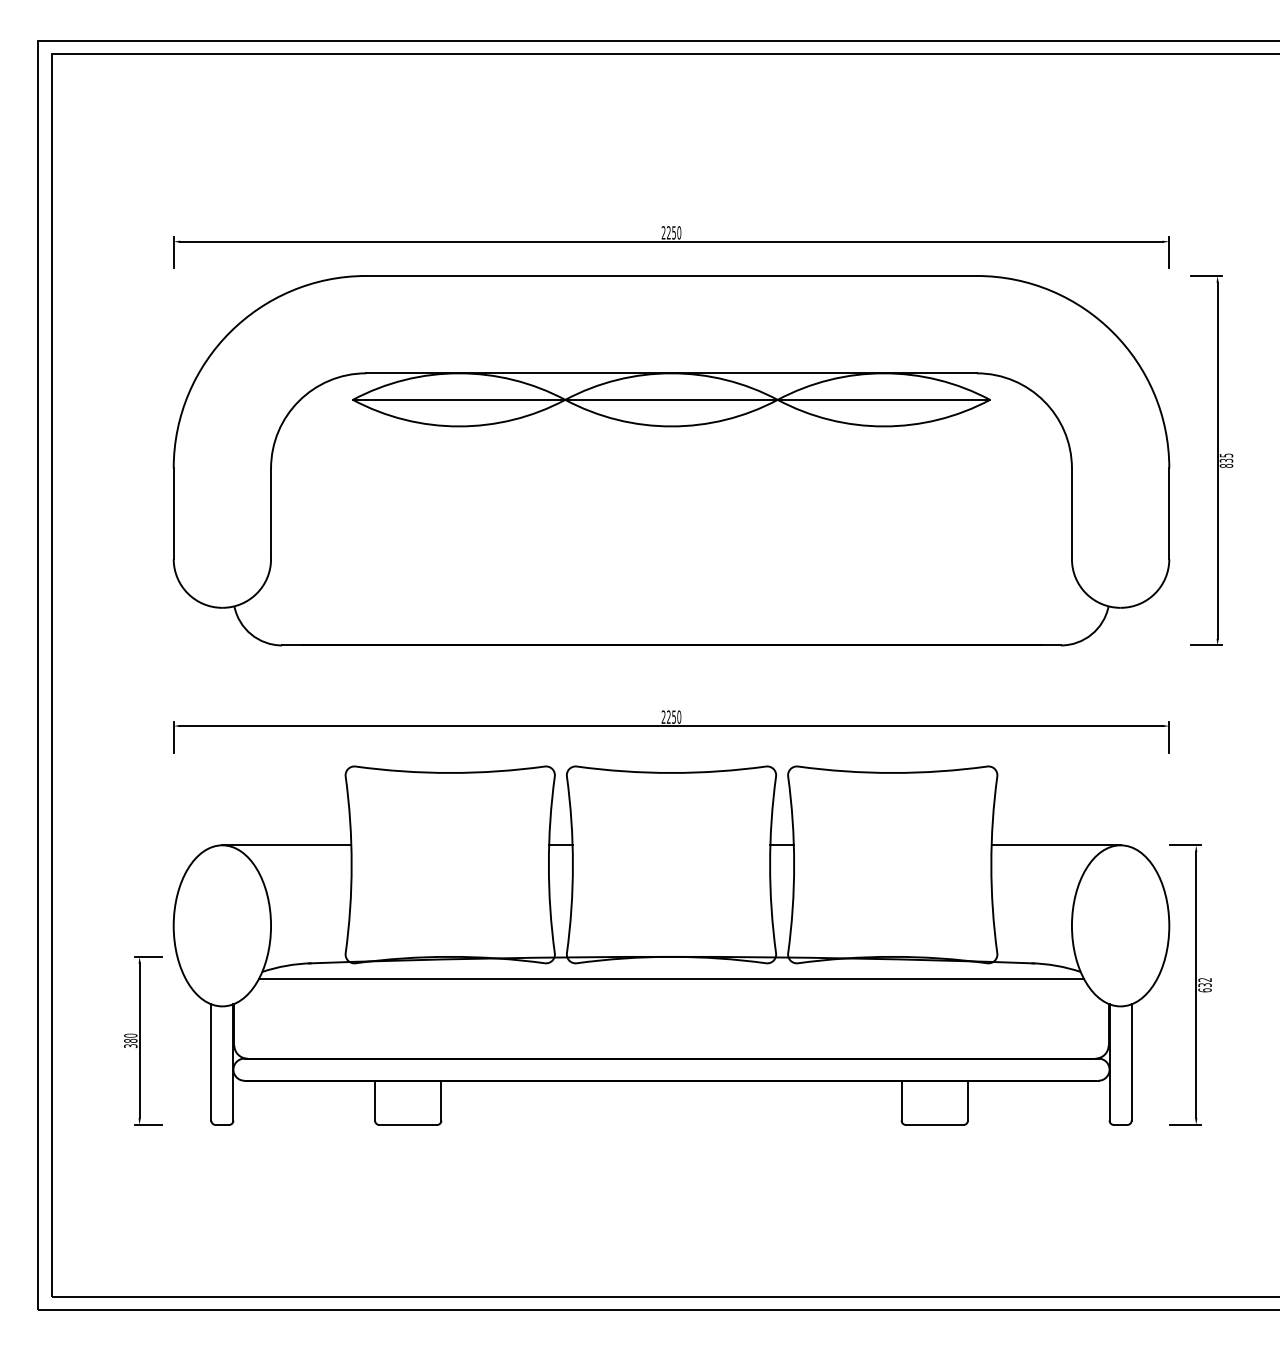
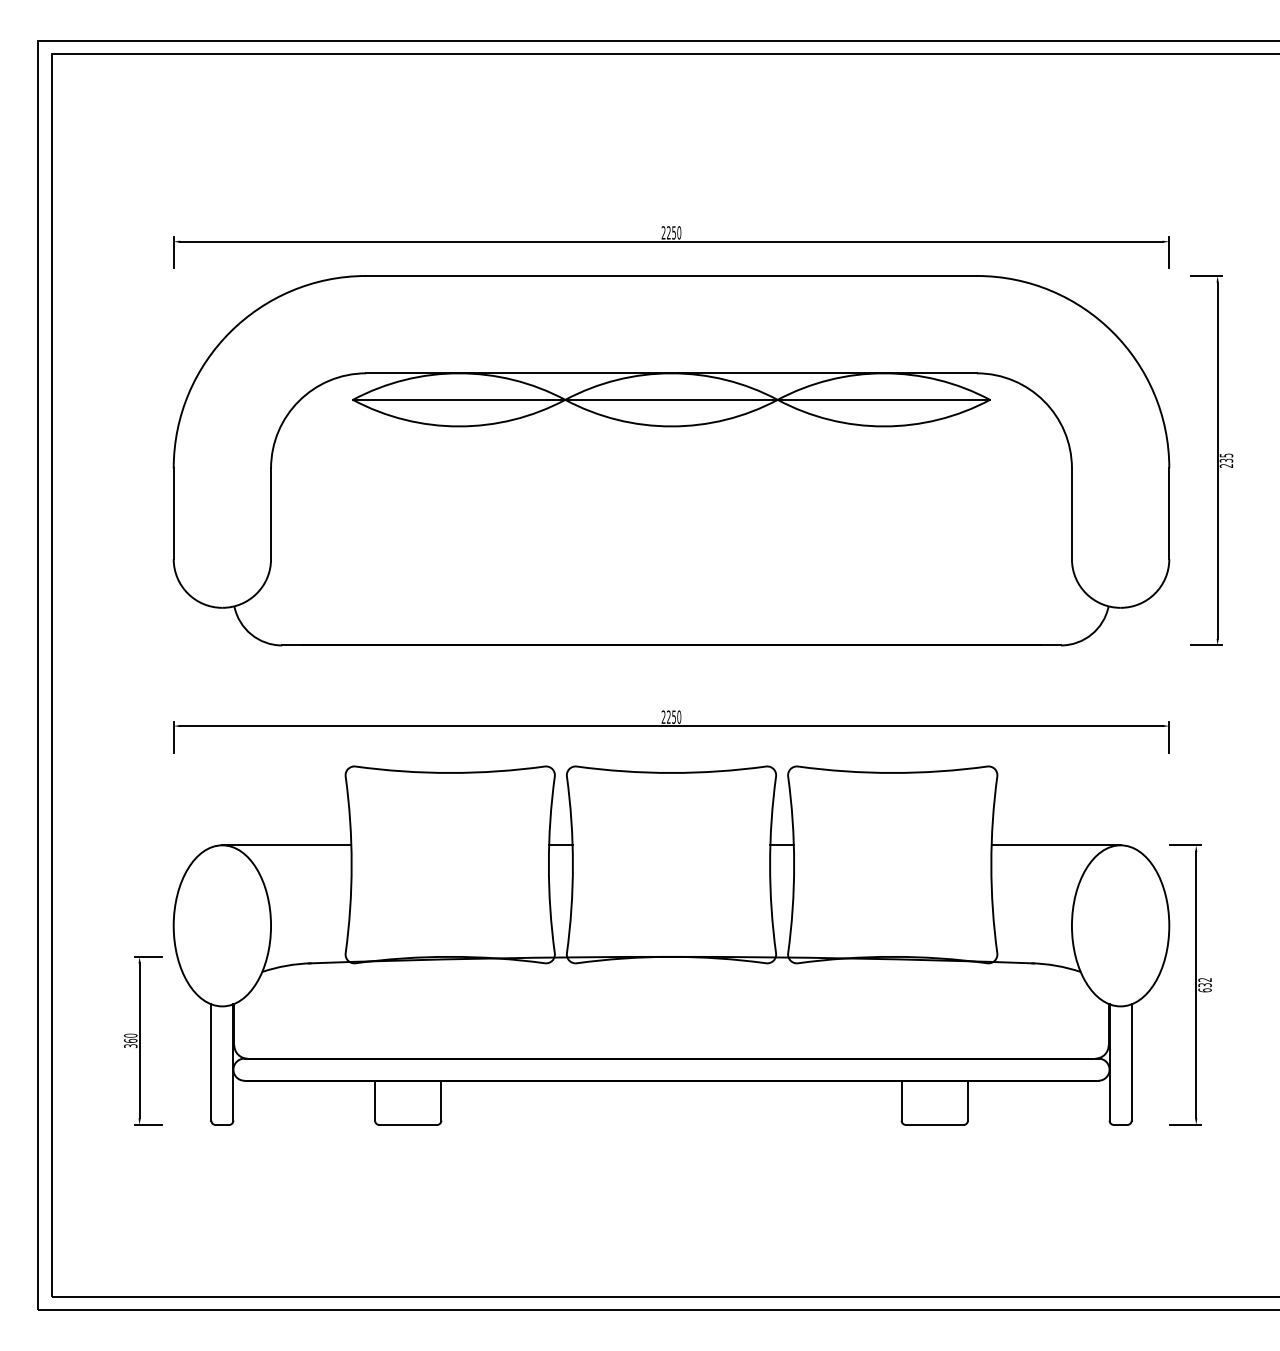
text: 835 -> 235 (1226, 465)
line: present -> none (671, 978)
text: 380 -> 360 (130, 1040)
